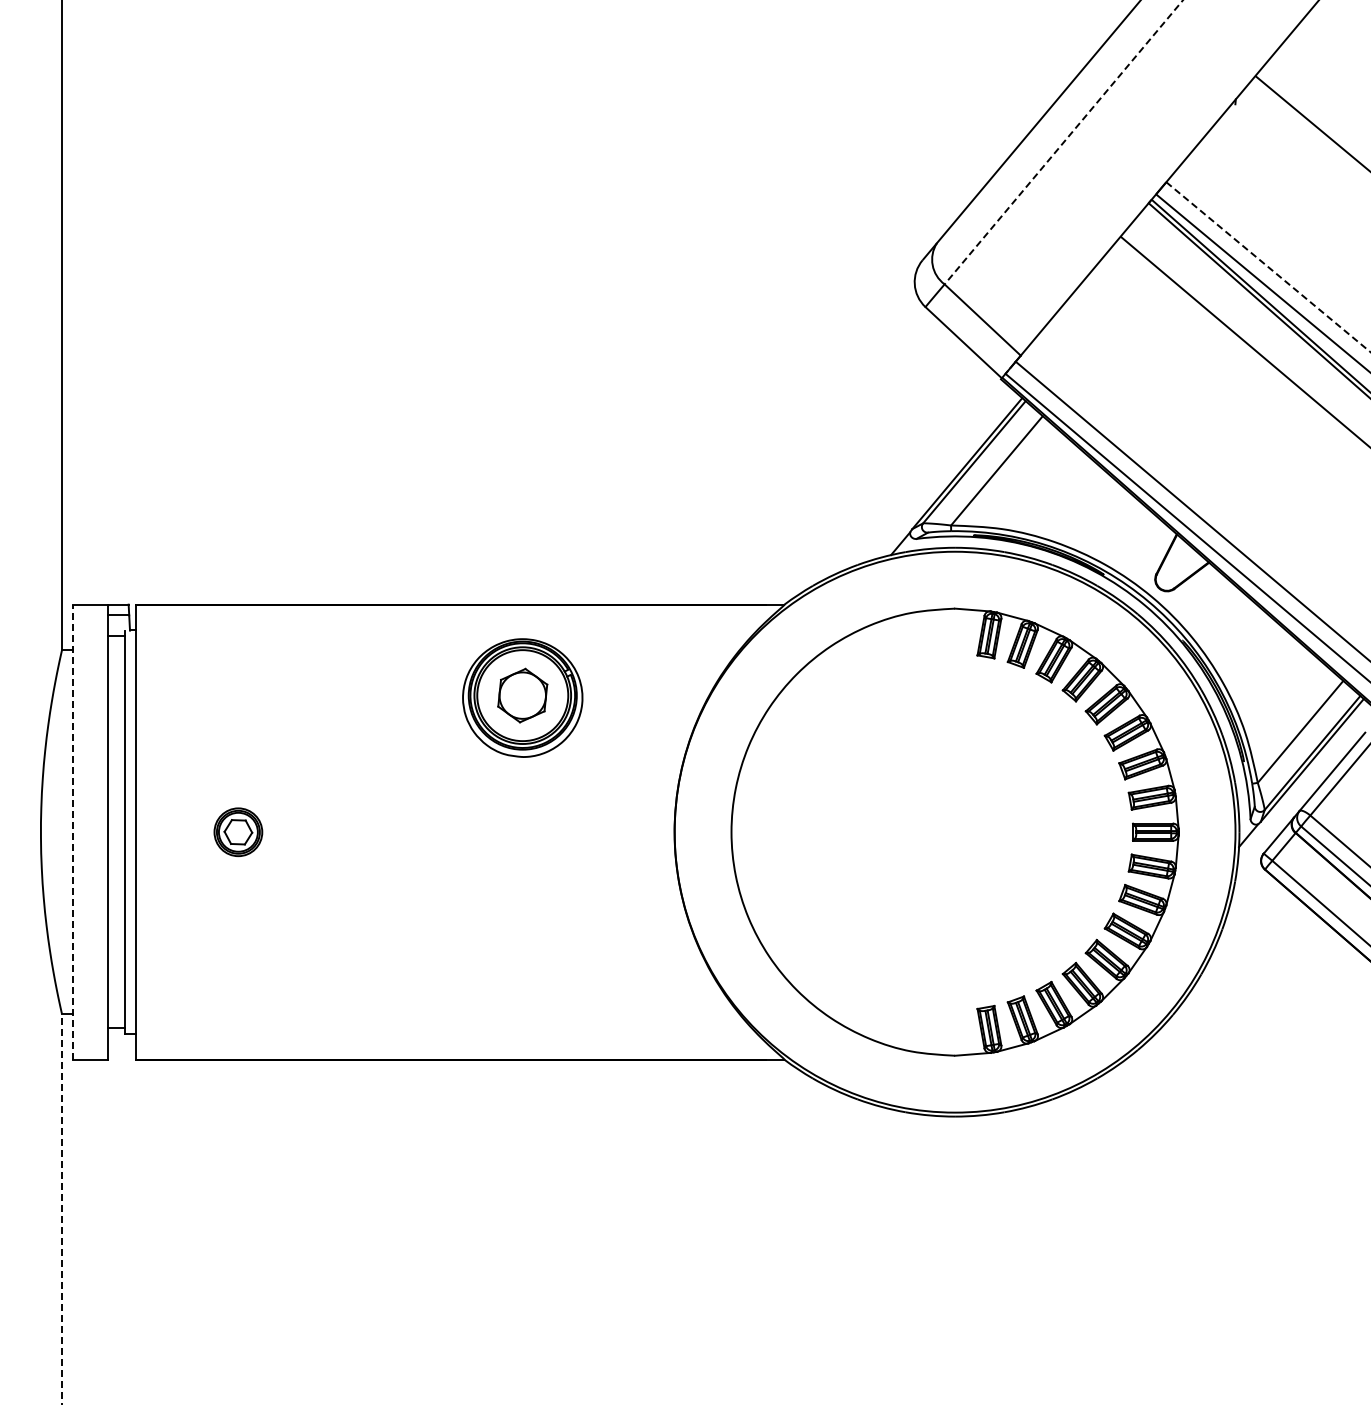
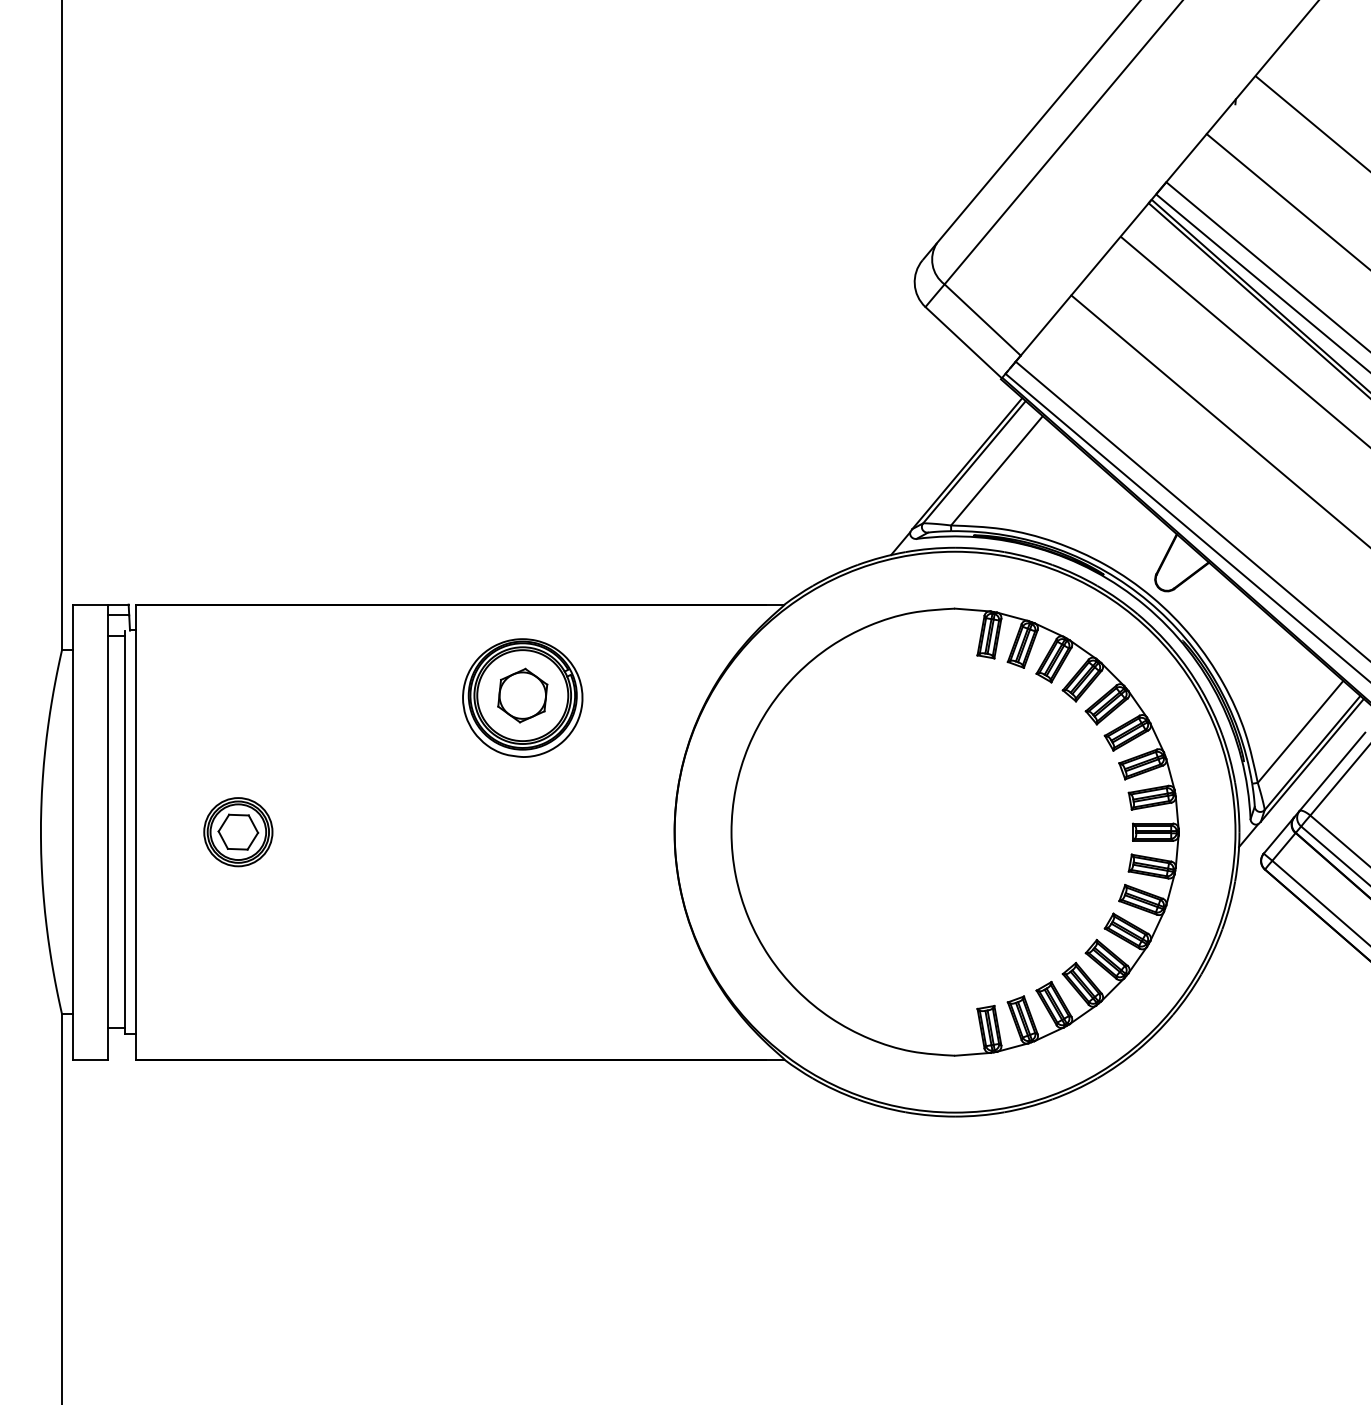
line: dashed -> solid (1063, 142)
line: none -> present (1286, 200)
line: dashed -> solid (1268, 267)
line: none -> present (1219, 420)
line: dashed -> solid (73, 832)
part size: 51x51 px -> 71x71 px (238, 832)
line: dashed -> solid (62, 1209)
